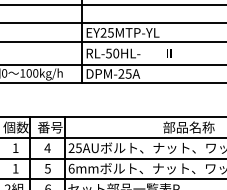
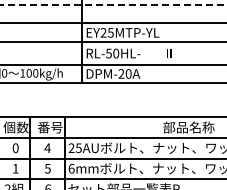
line: solid -> dashed (113, 4)
text: DPM-25A -> DPM-20A (128, 73)
text: 1 -> 0 (15, 148)
